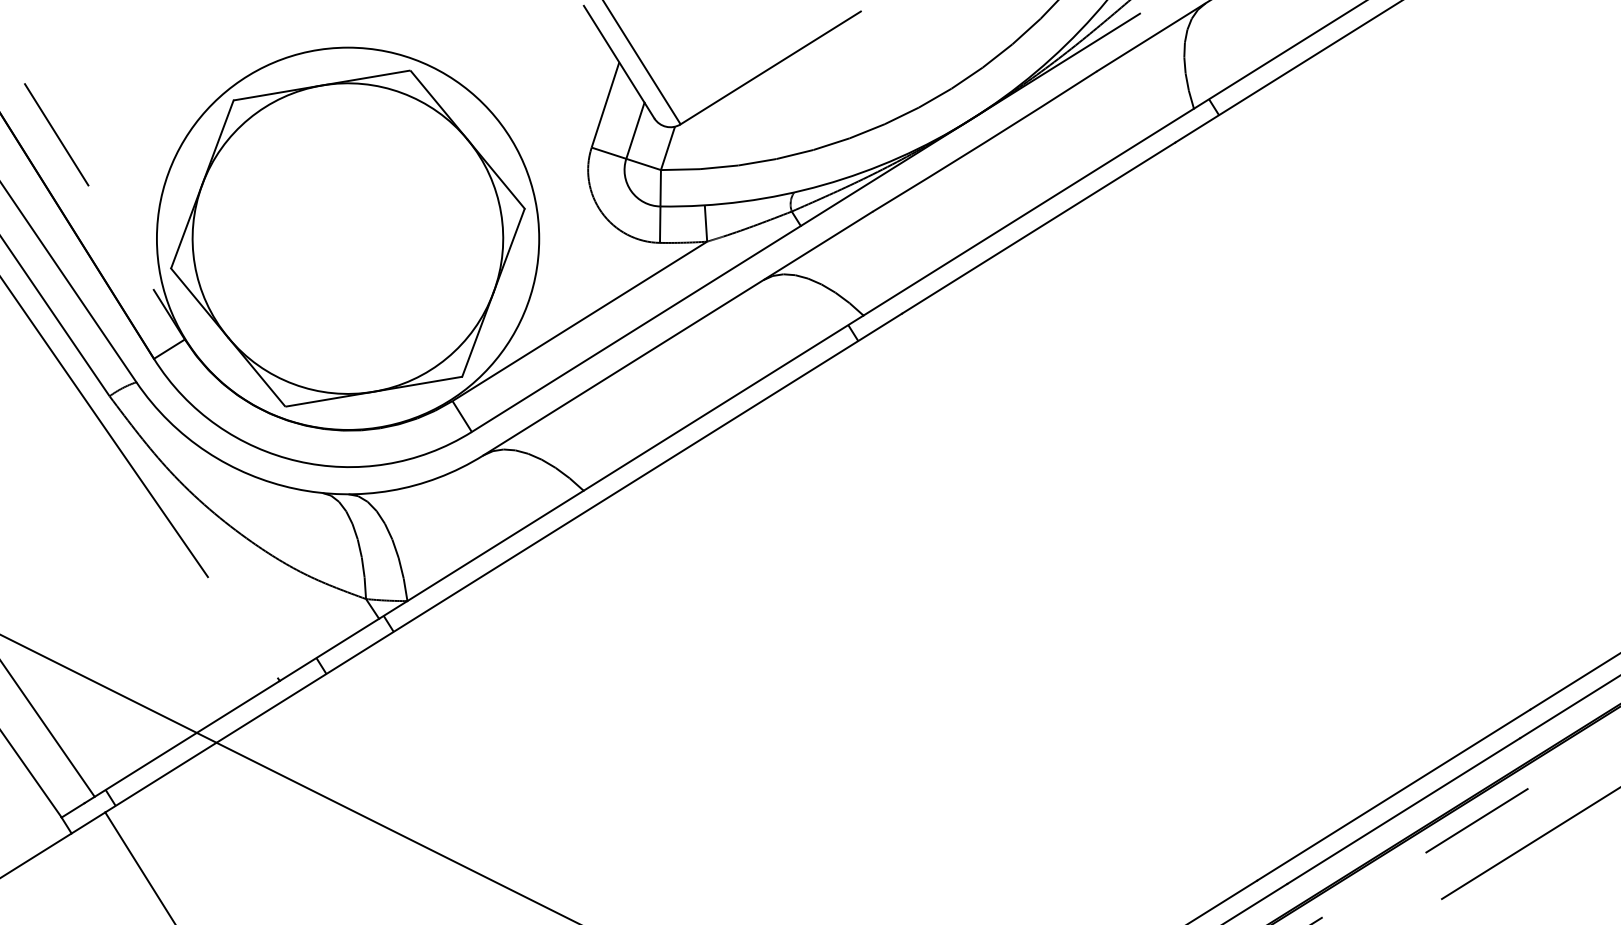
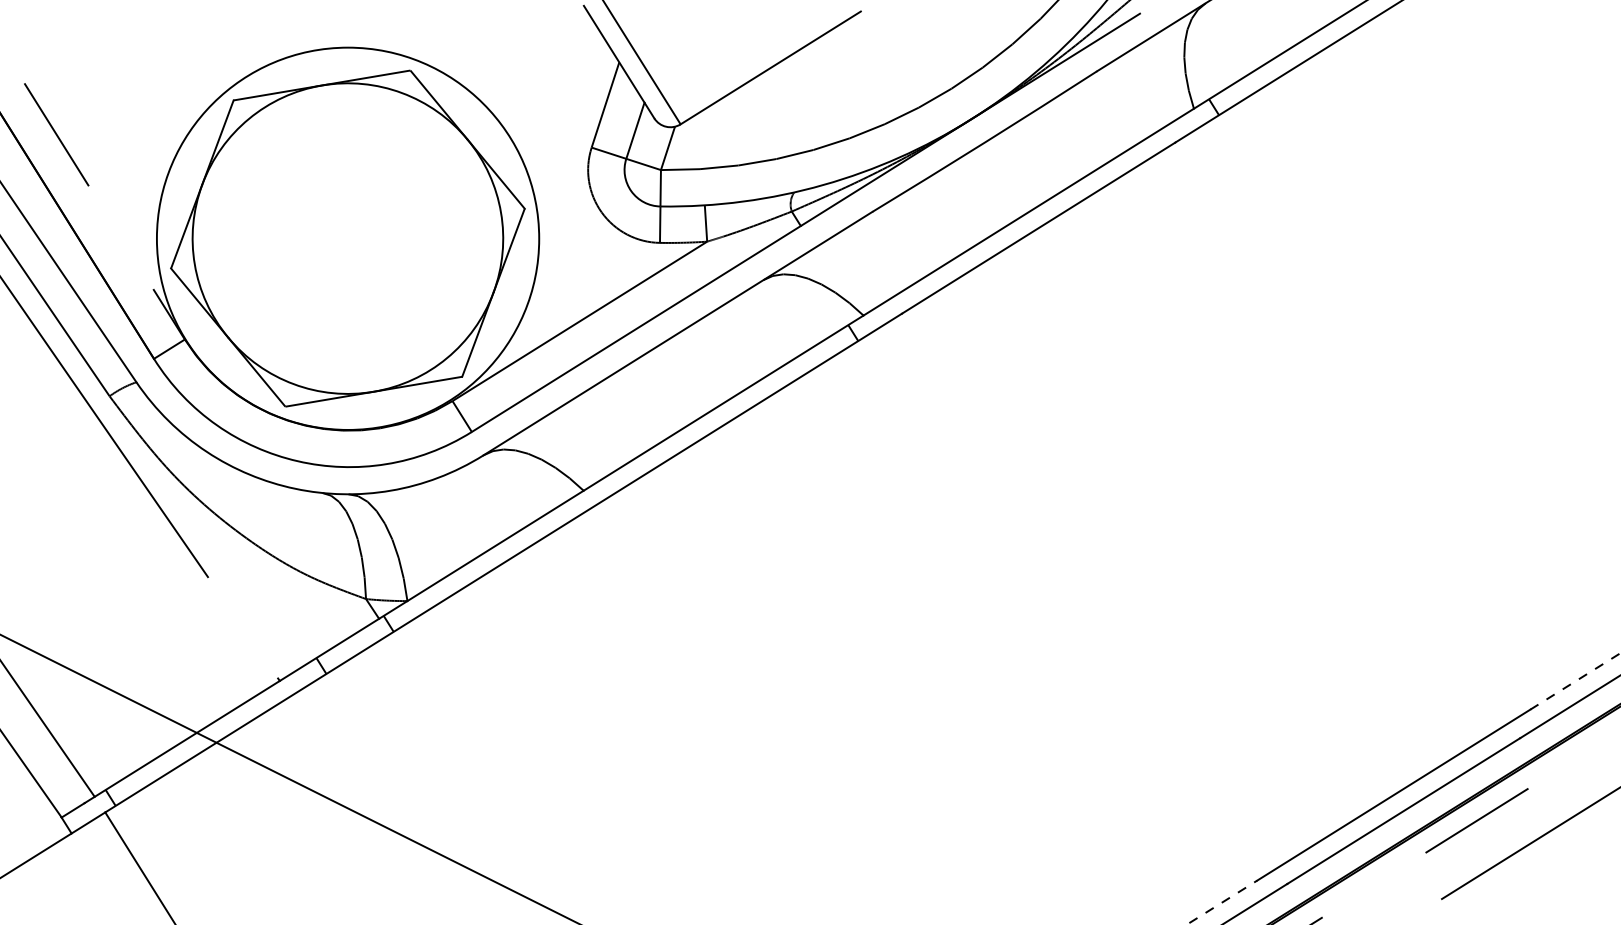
line: solid -> dashed (1576, 681)
line: solid -> dashed (1222, 902)
